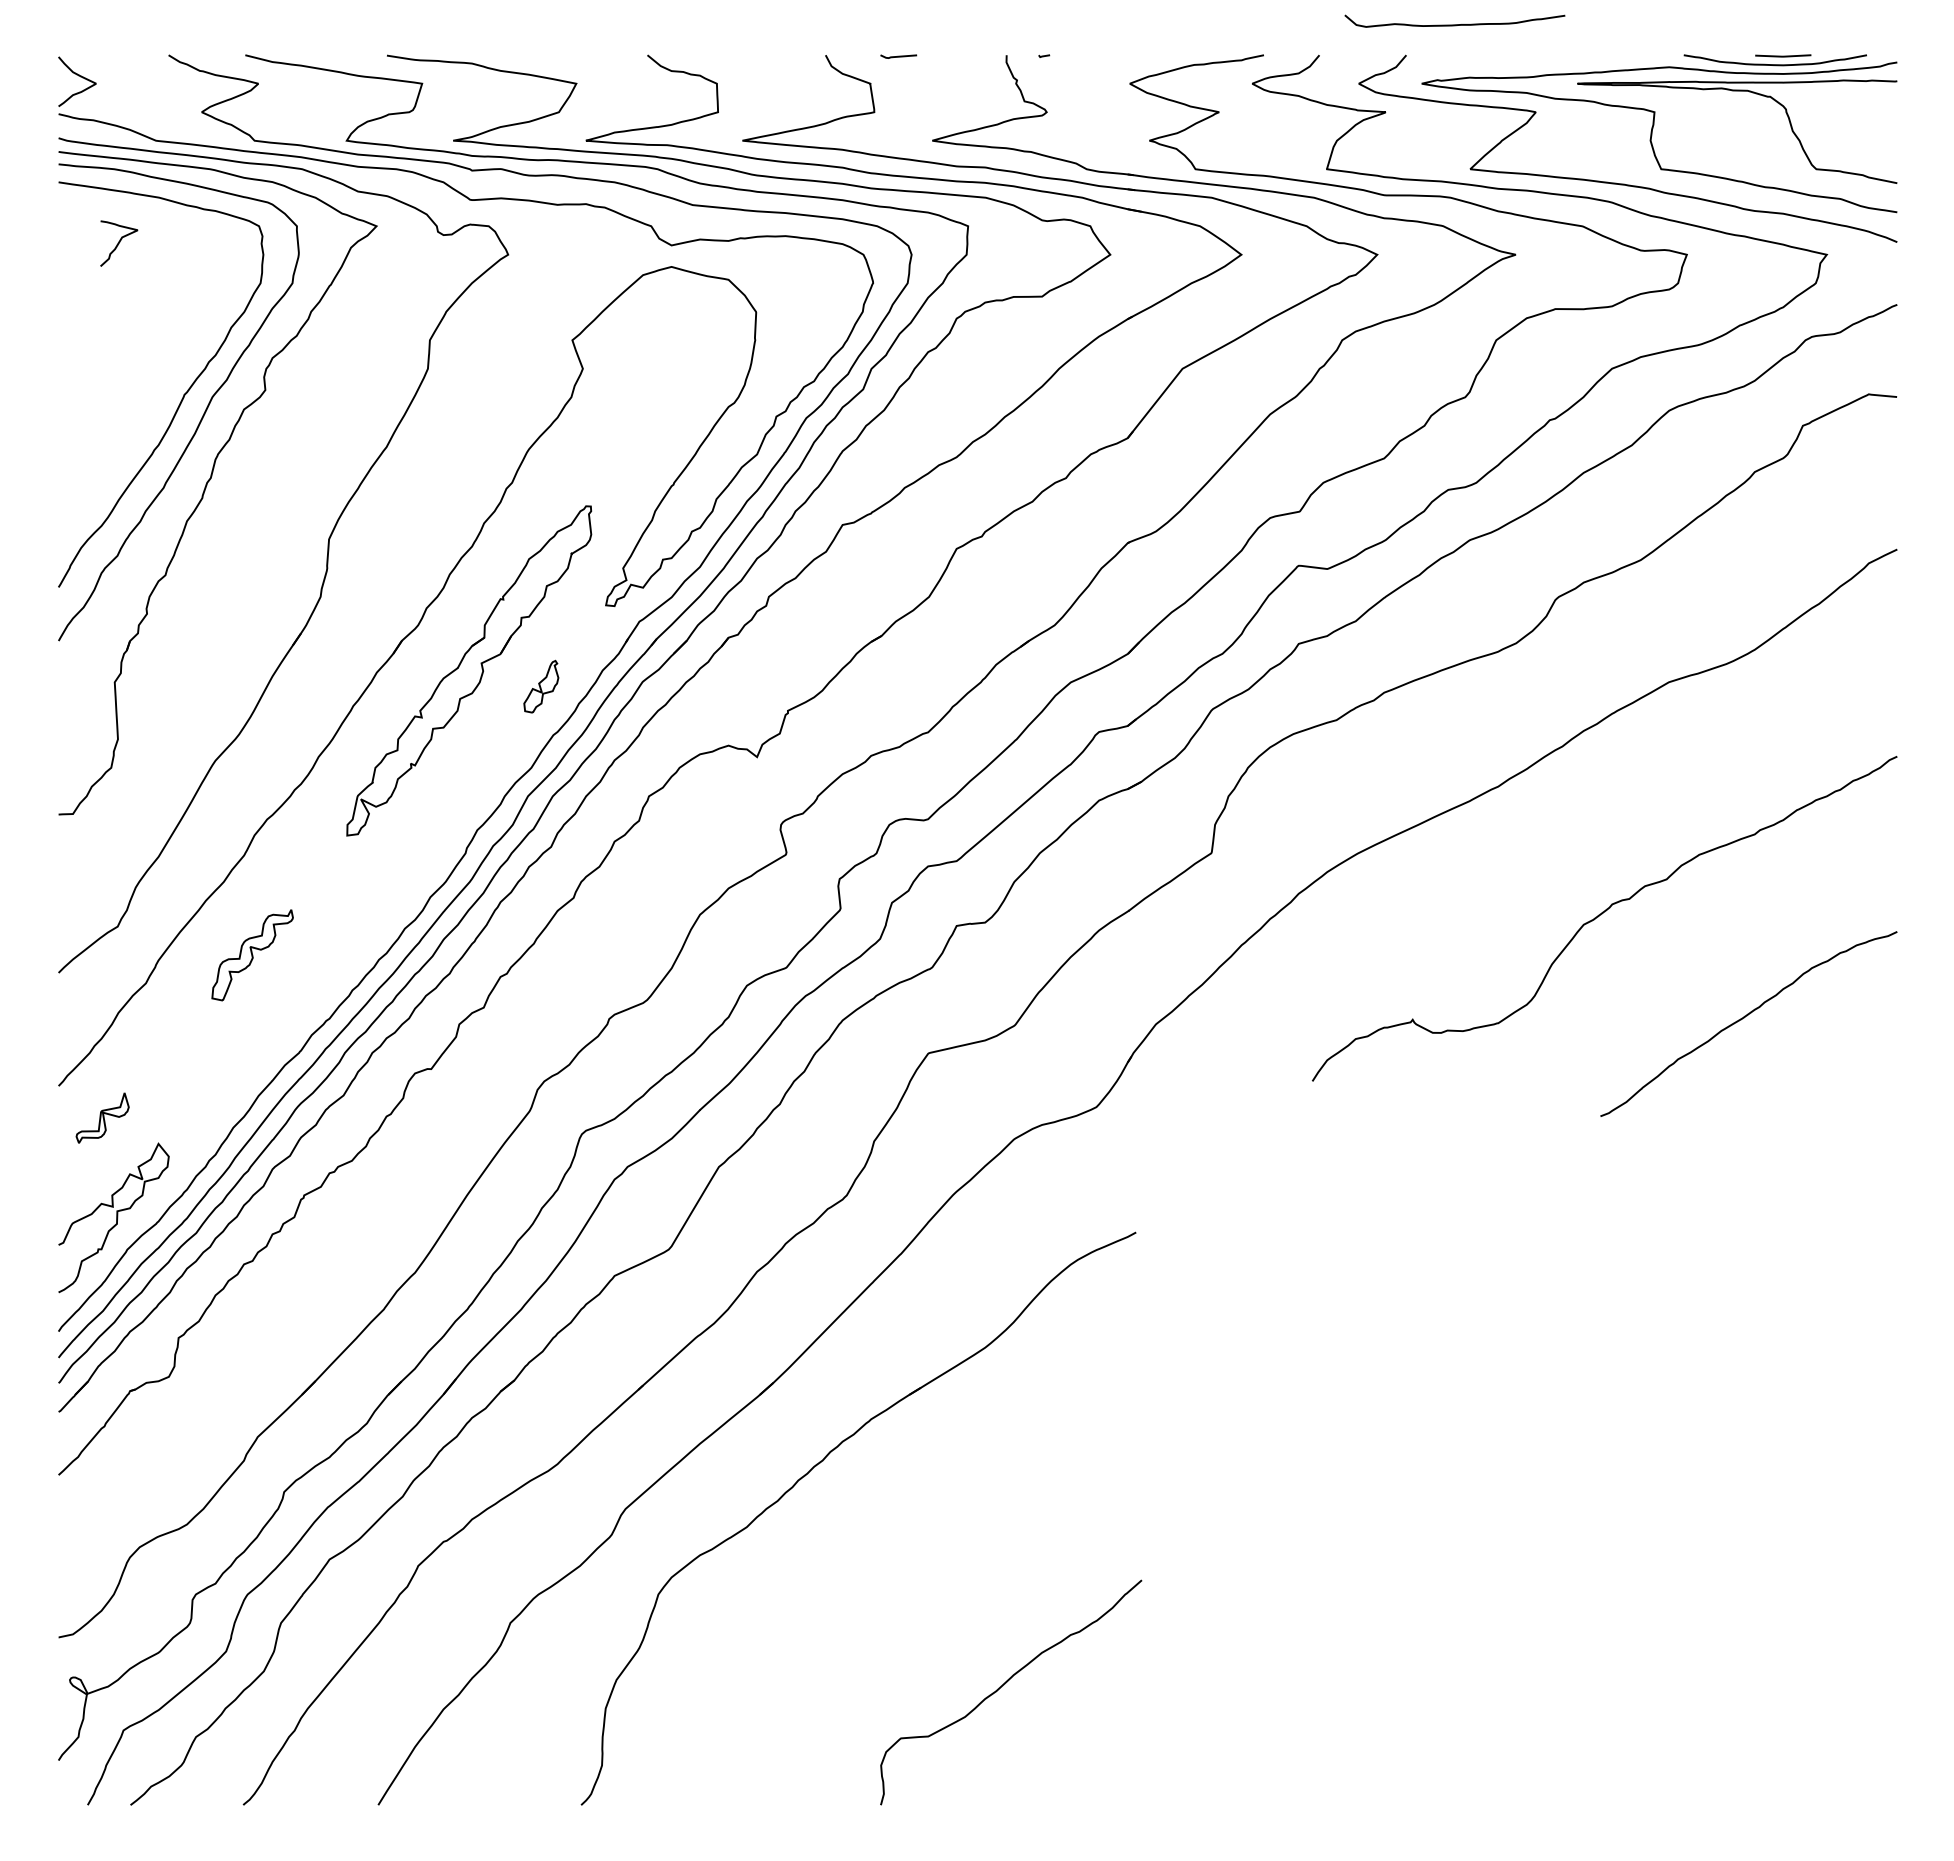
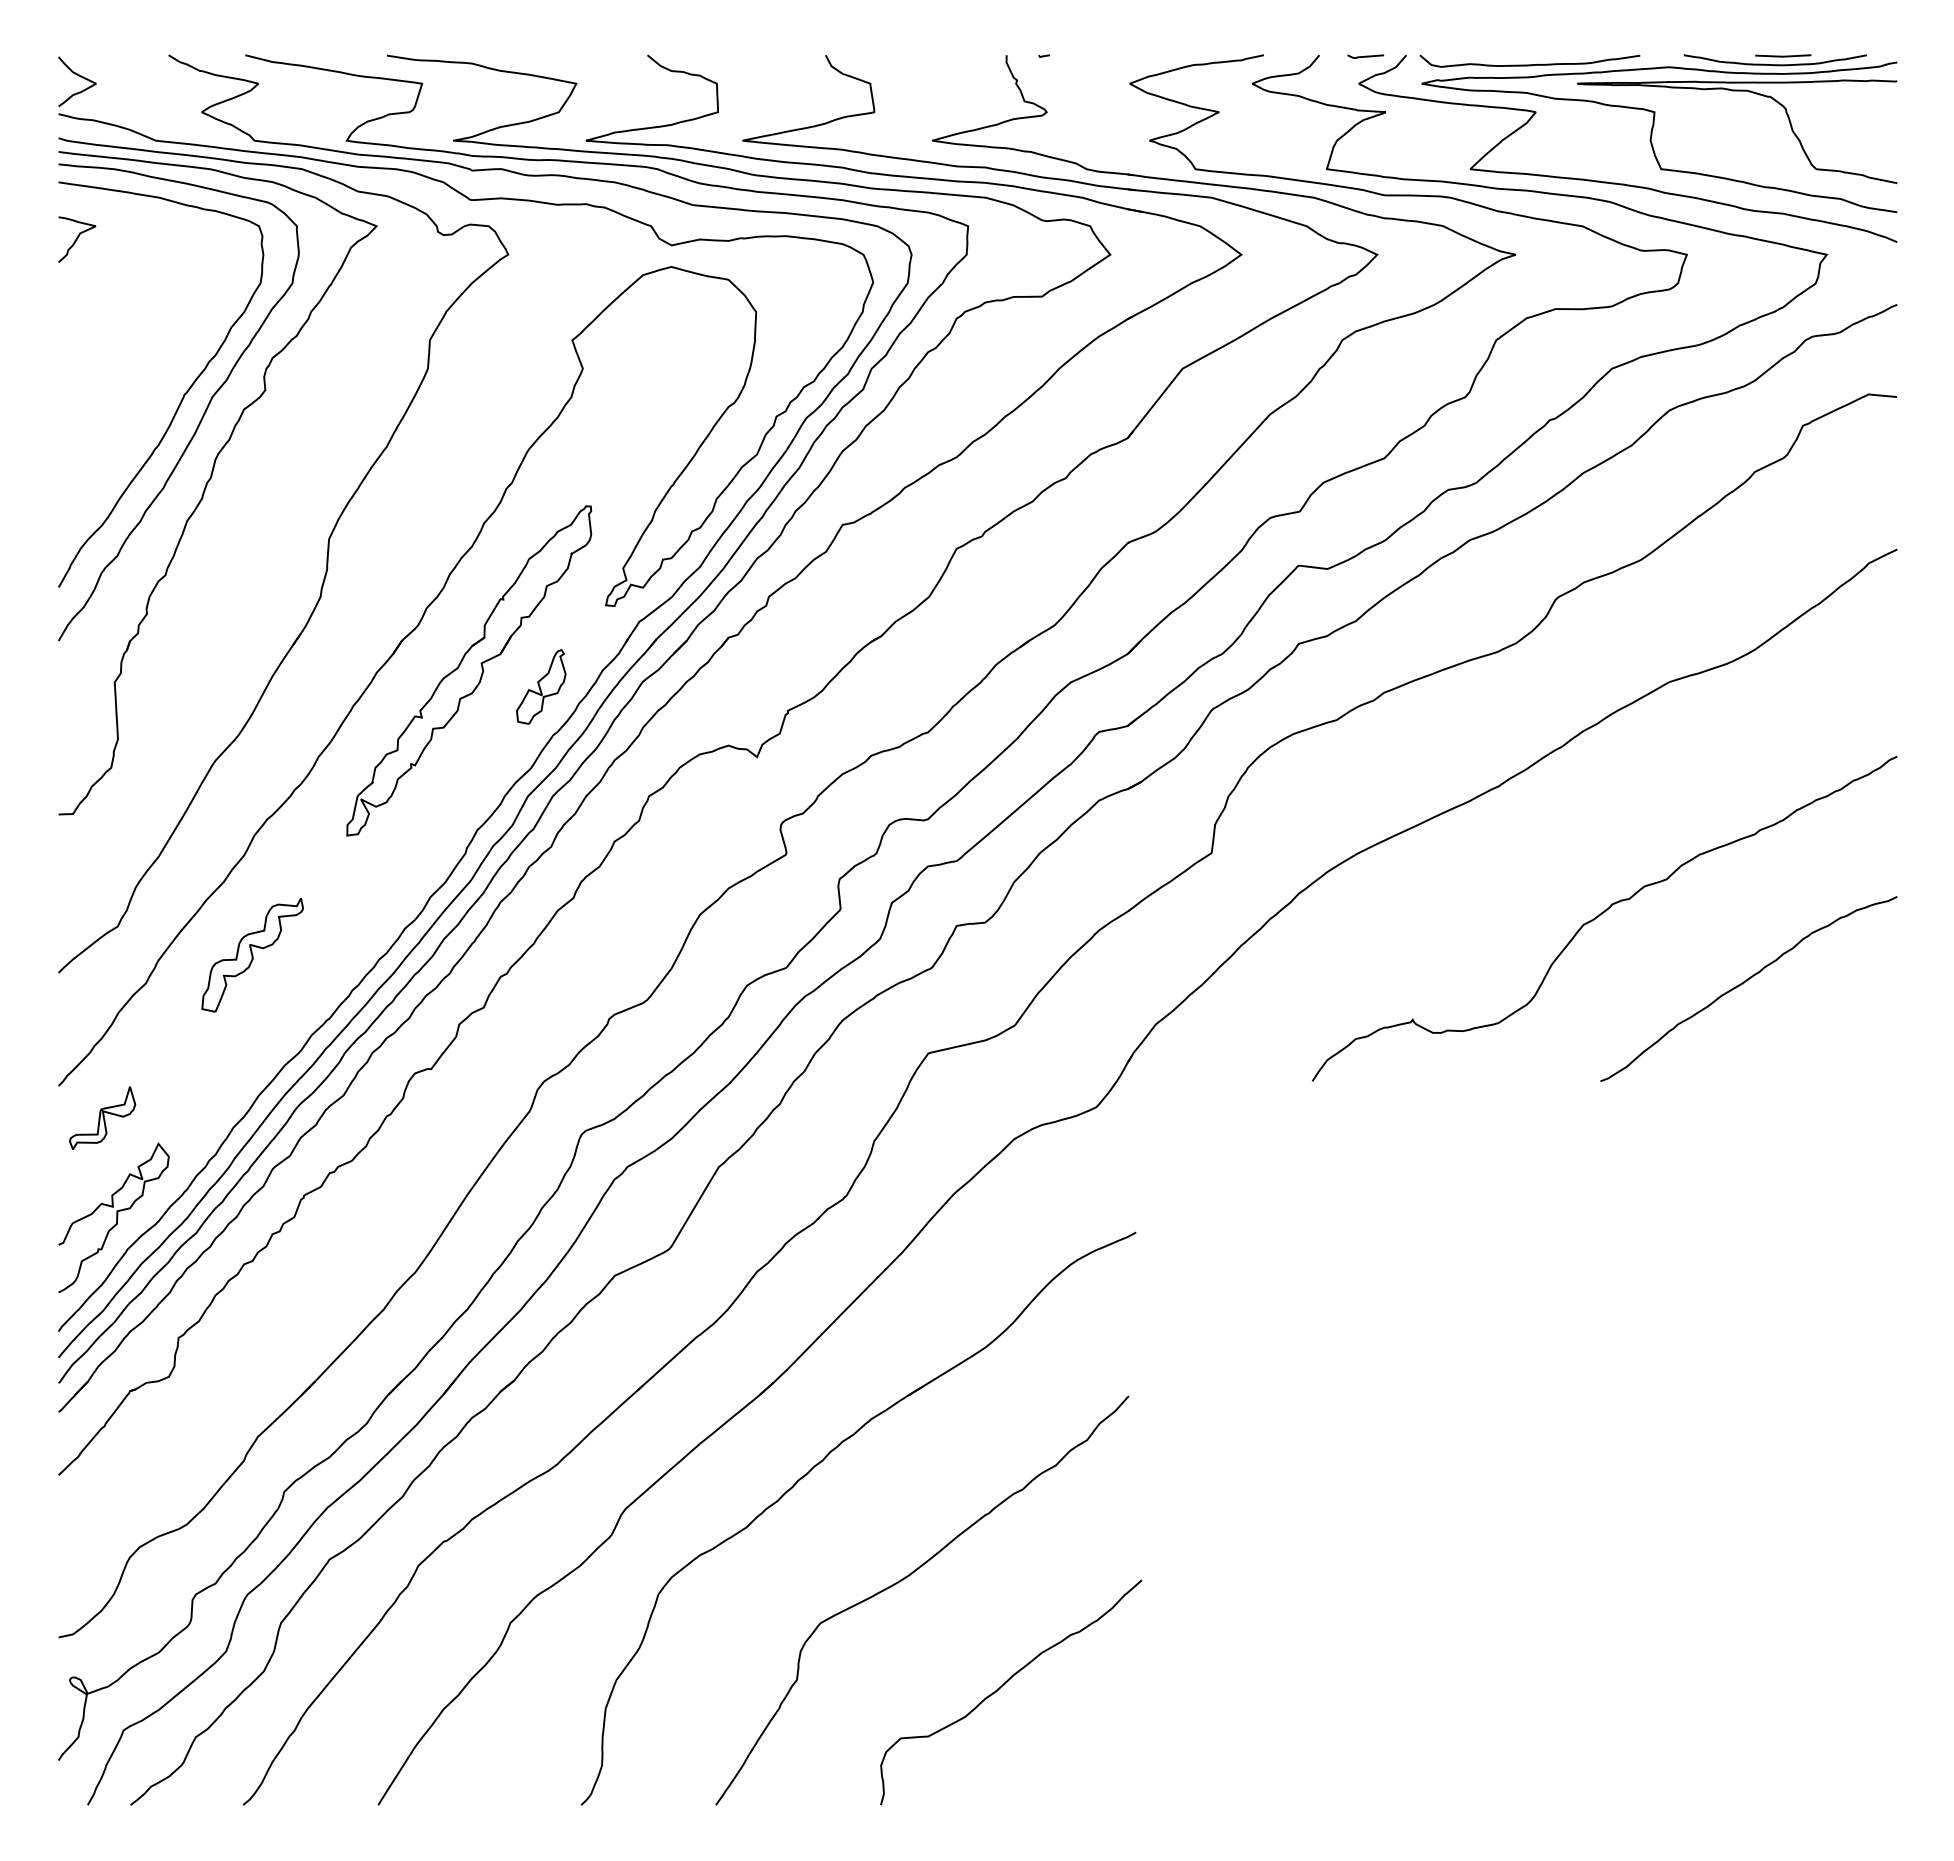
curve position: (1454, 24) -> (1529, 64) (1529, 64)
line position: (898, 56) -> (1365, 56) (1365, 56)
curve position: (119, 243) -> (77, 239) (77, 239)
part size: 37x55 px -> 51x77 px (541, 686)
part size: 83x93 px -> 103x115 px (252, 955)
curve position: (1744, 1018) -> (1744, 983) (1744, 983)
part size: 55x52 px -> 68x64 px (102, 1117)
curve: none -> present (906, 1578)
